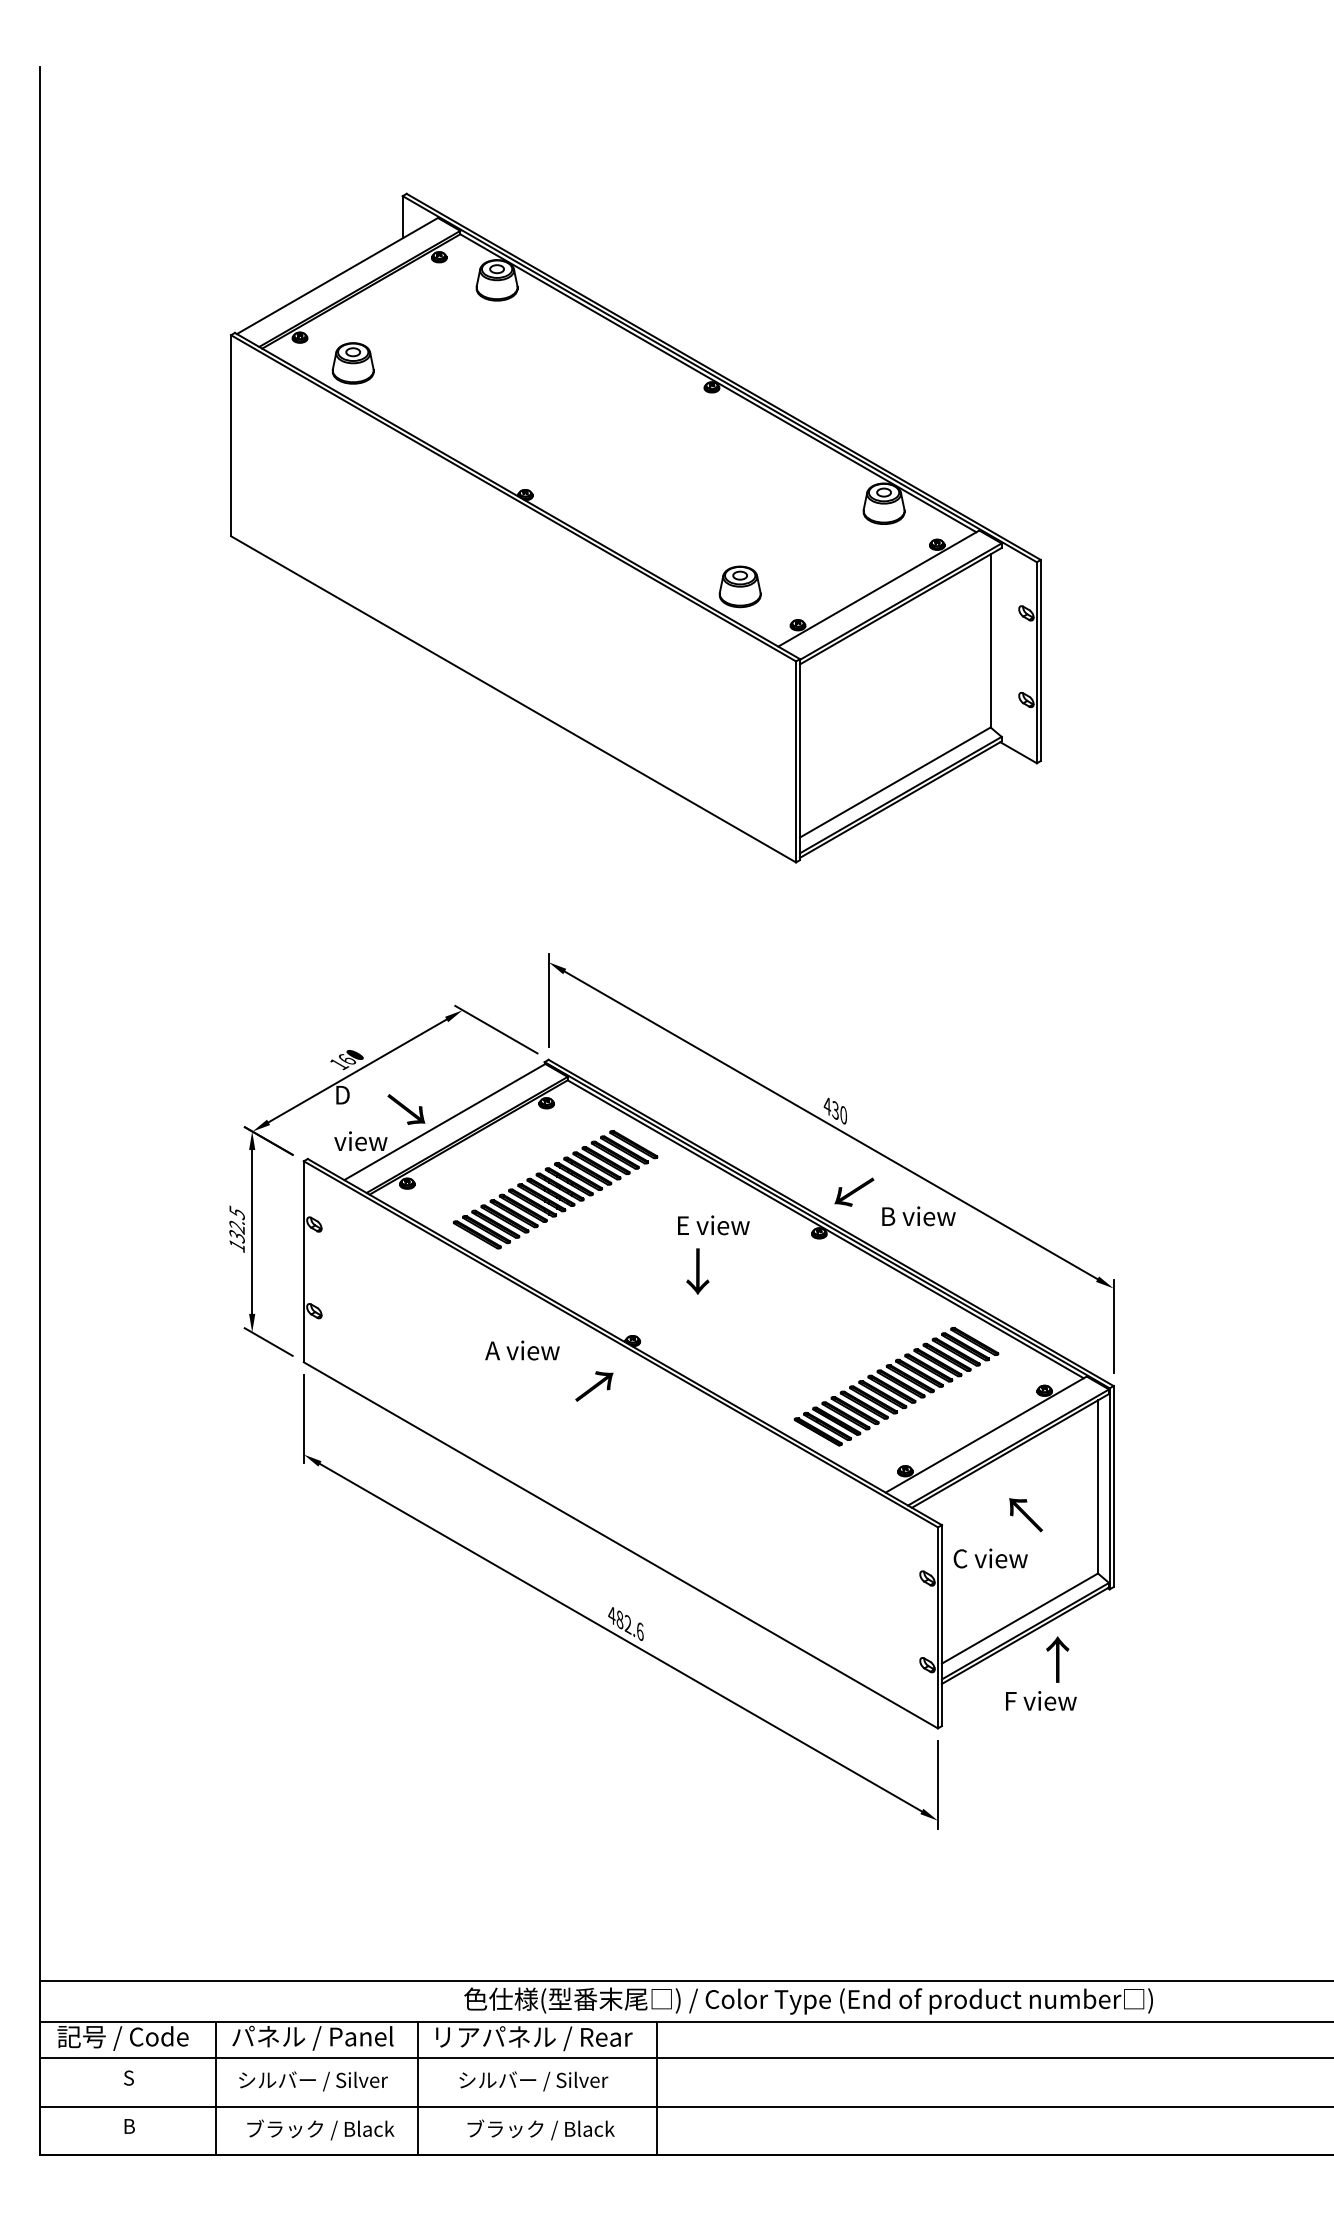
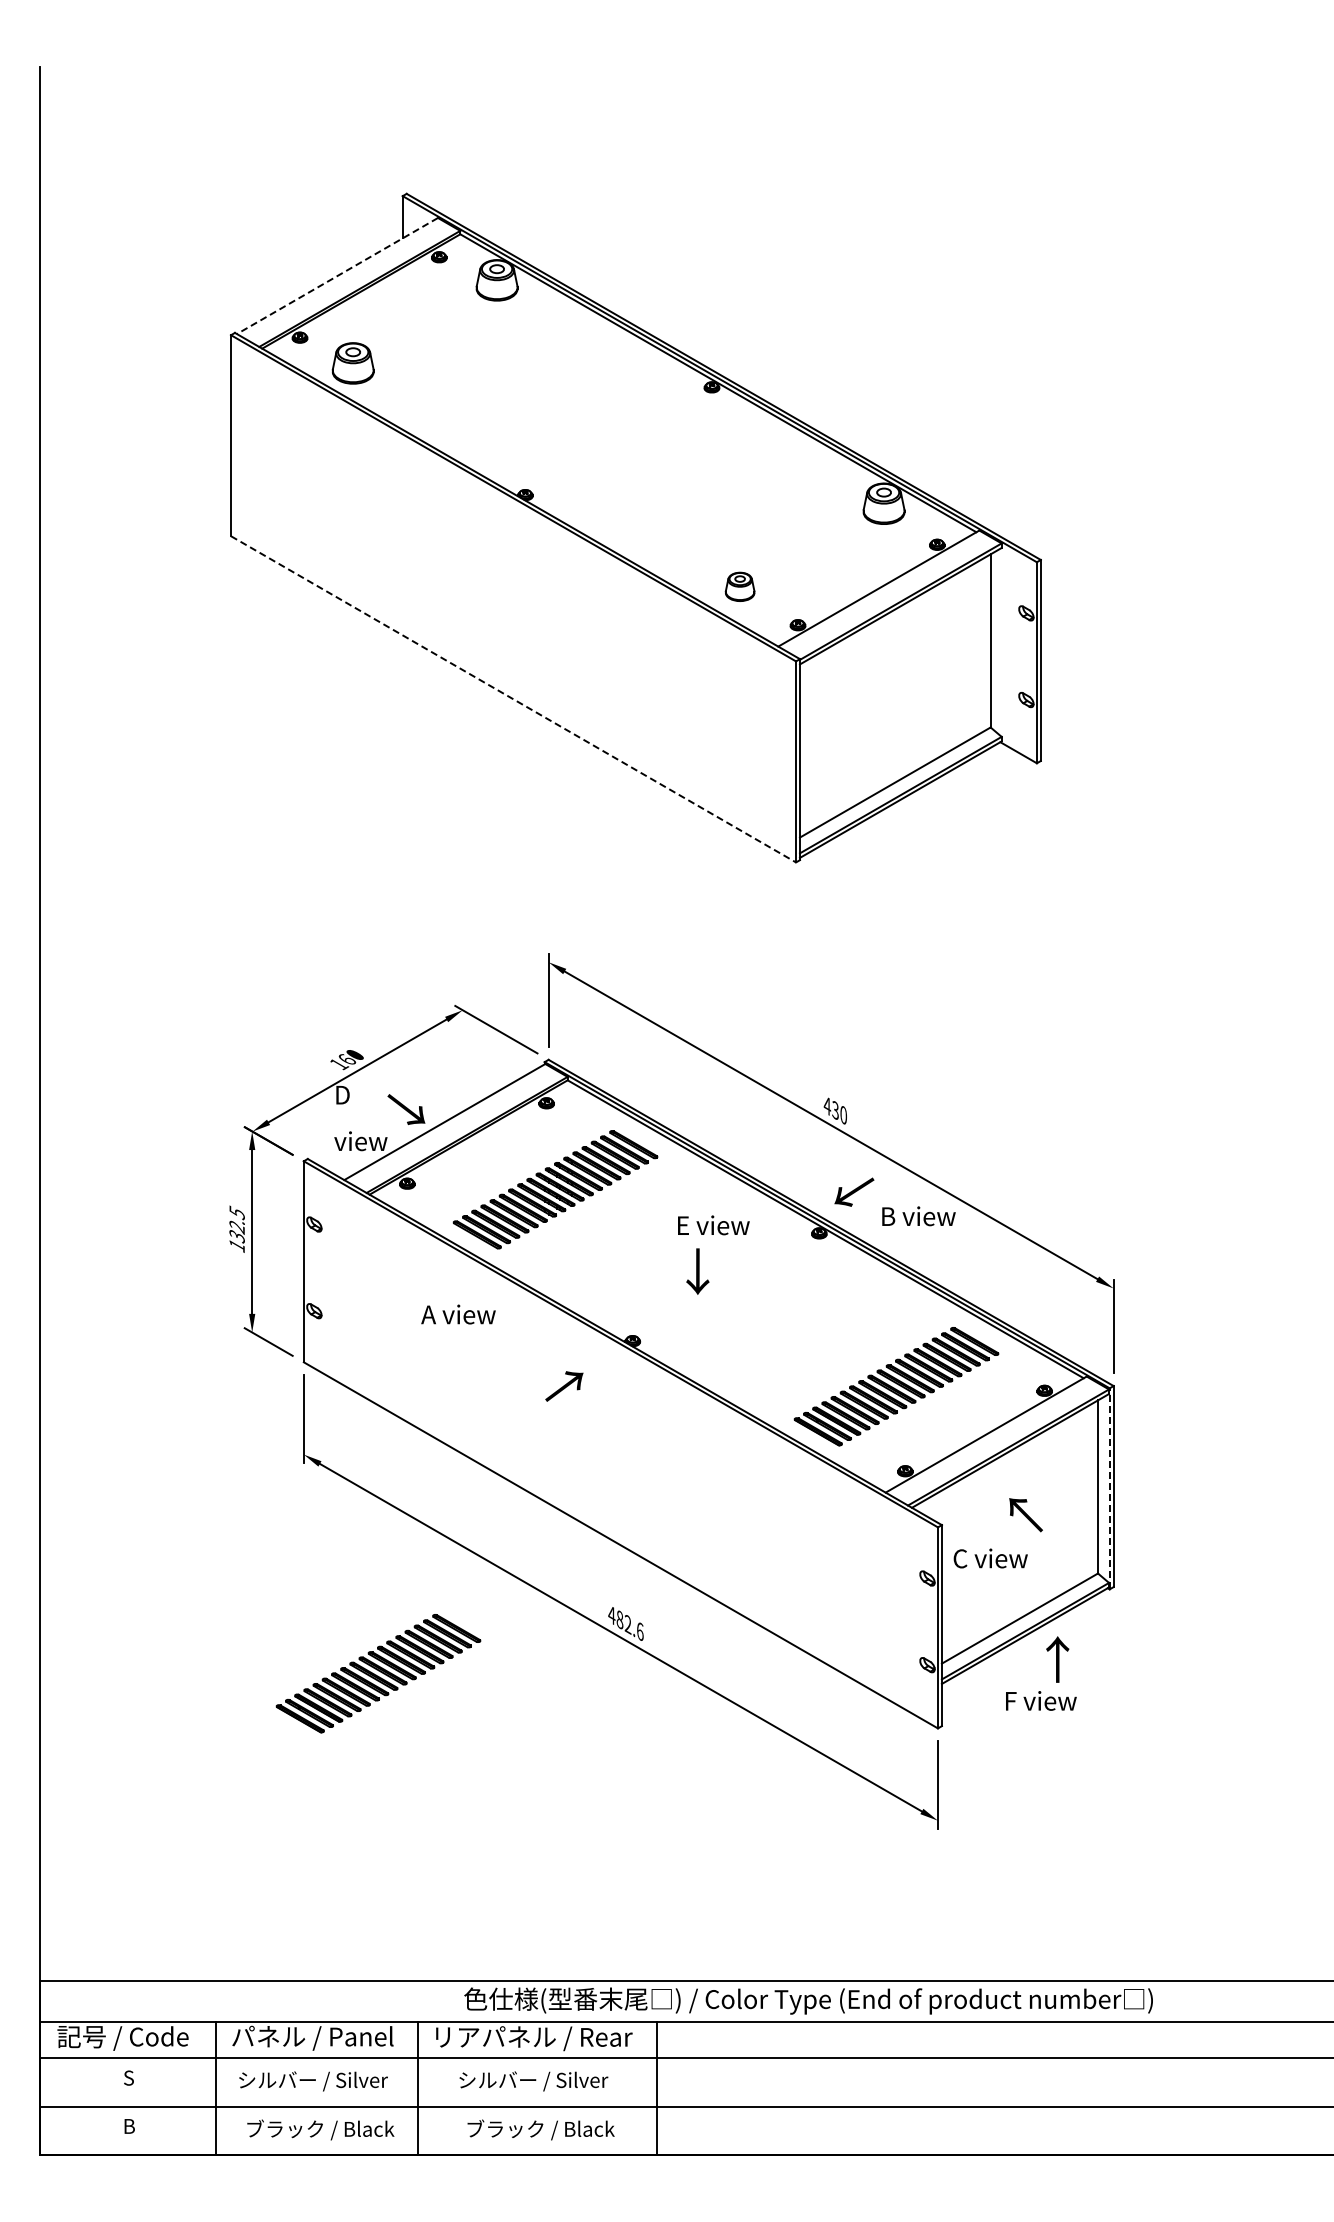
line: solid -> dashed (337, 276)
part size: 44x44 px -> 32x31 px (739, 586)
line: solid -> dashed (513, 699)
text position: (522, 1350) -> (458, 1314) (458, 1314)
text position: (594, 1386) -> (564, 1386) (564, 1386)
line: solid -> dashed (1109, 1488)
part: none -> present (378, 1673)
